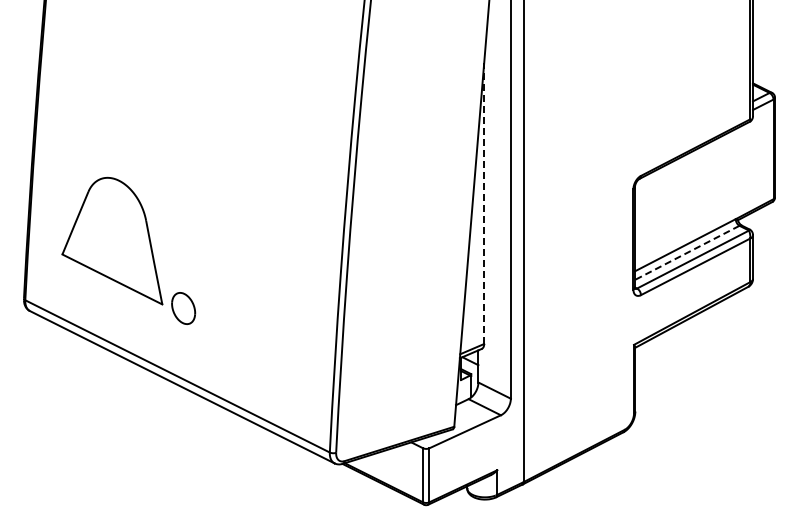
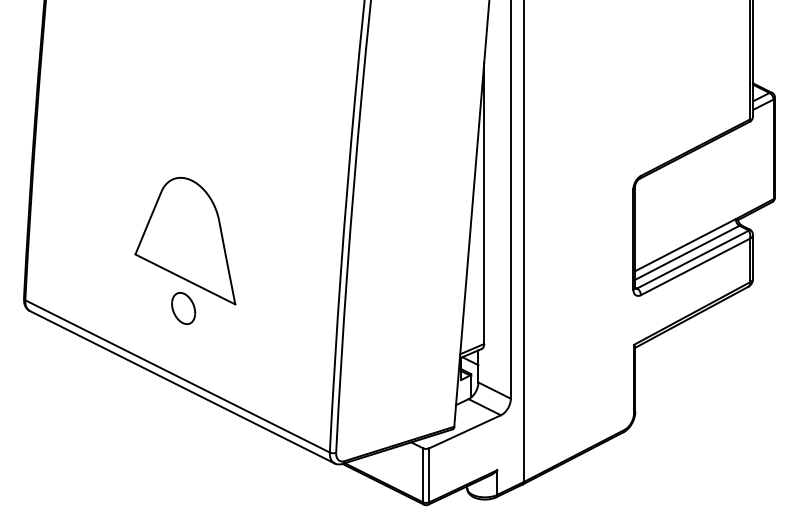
line: dashed -> solid (484, 203)
part position: (112, 240) -> (185, 240) (185, 240)
line: dashed -> solid (687, 252)
